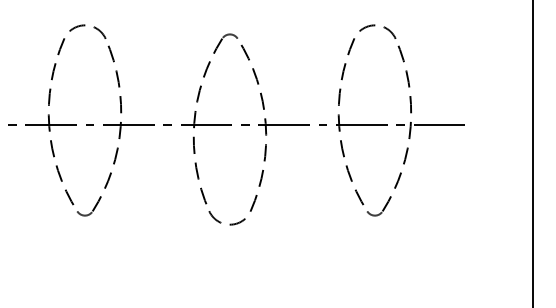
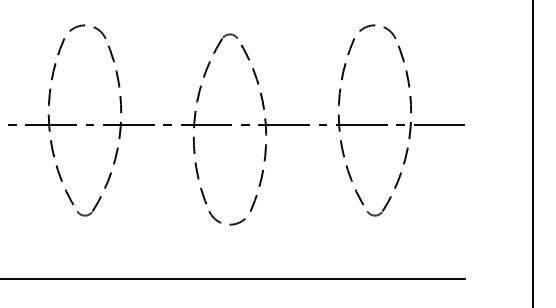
line: none -> present (233, 279)
